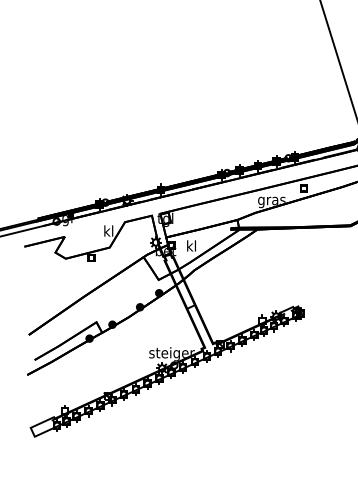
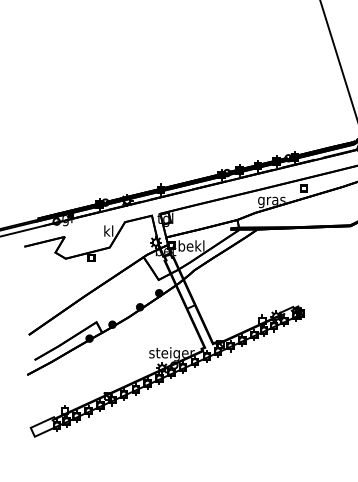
text: kl -> bekl (191, 245)
